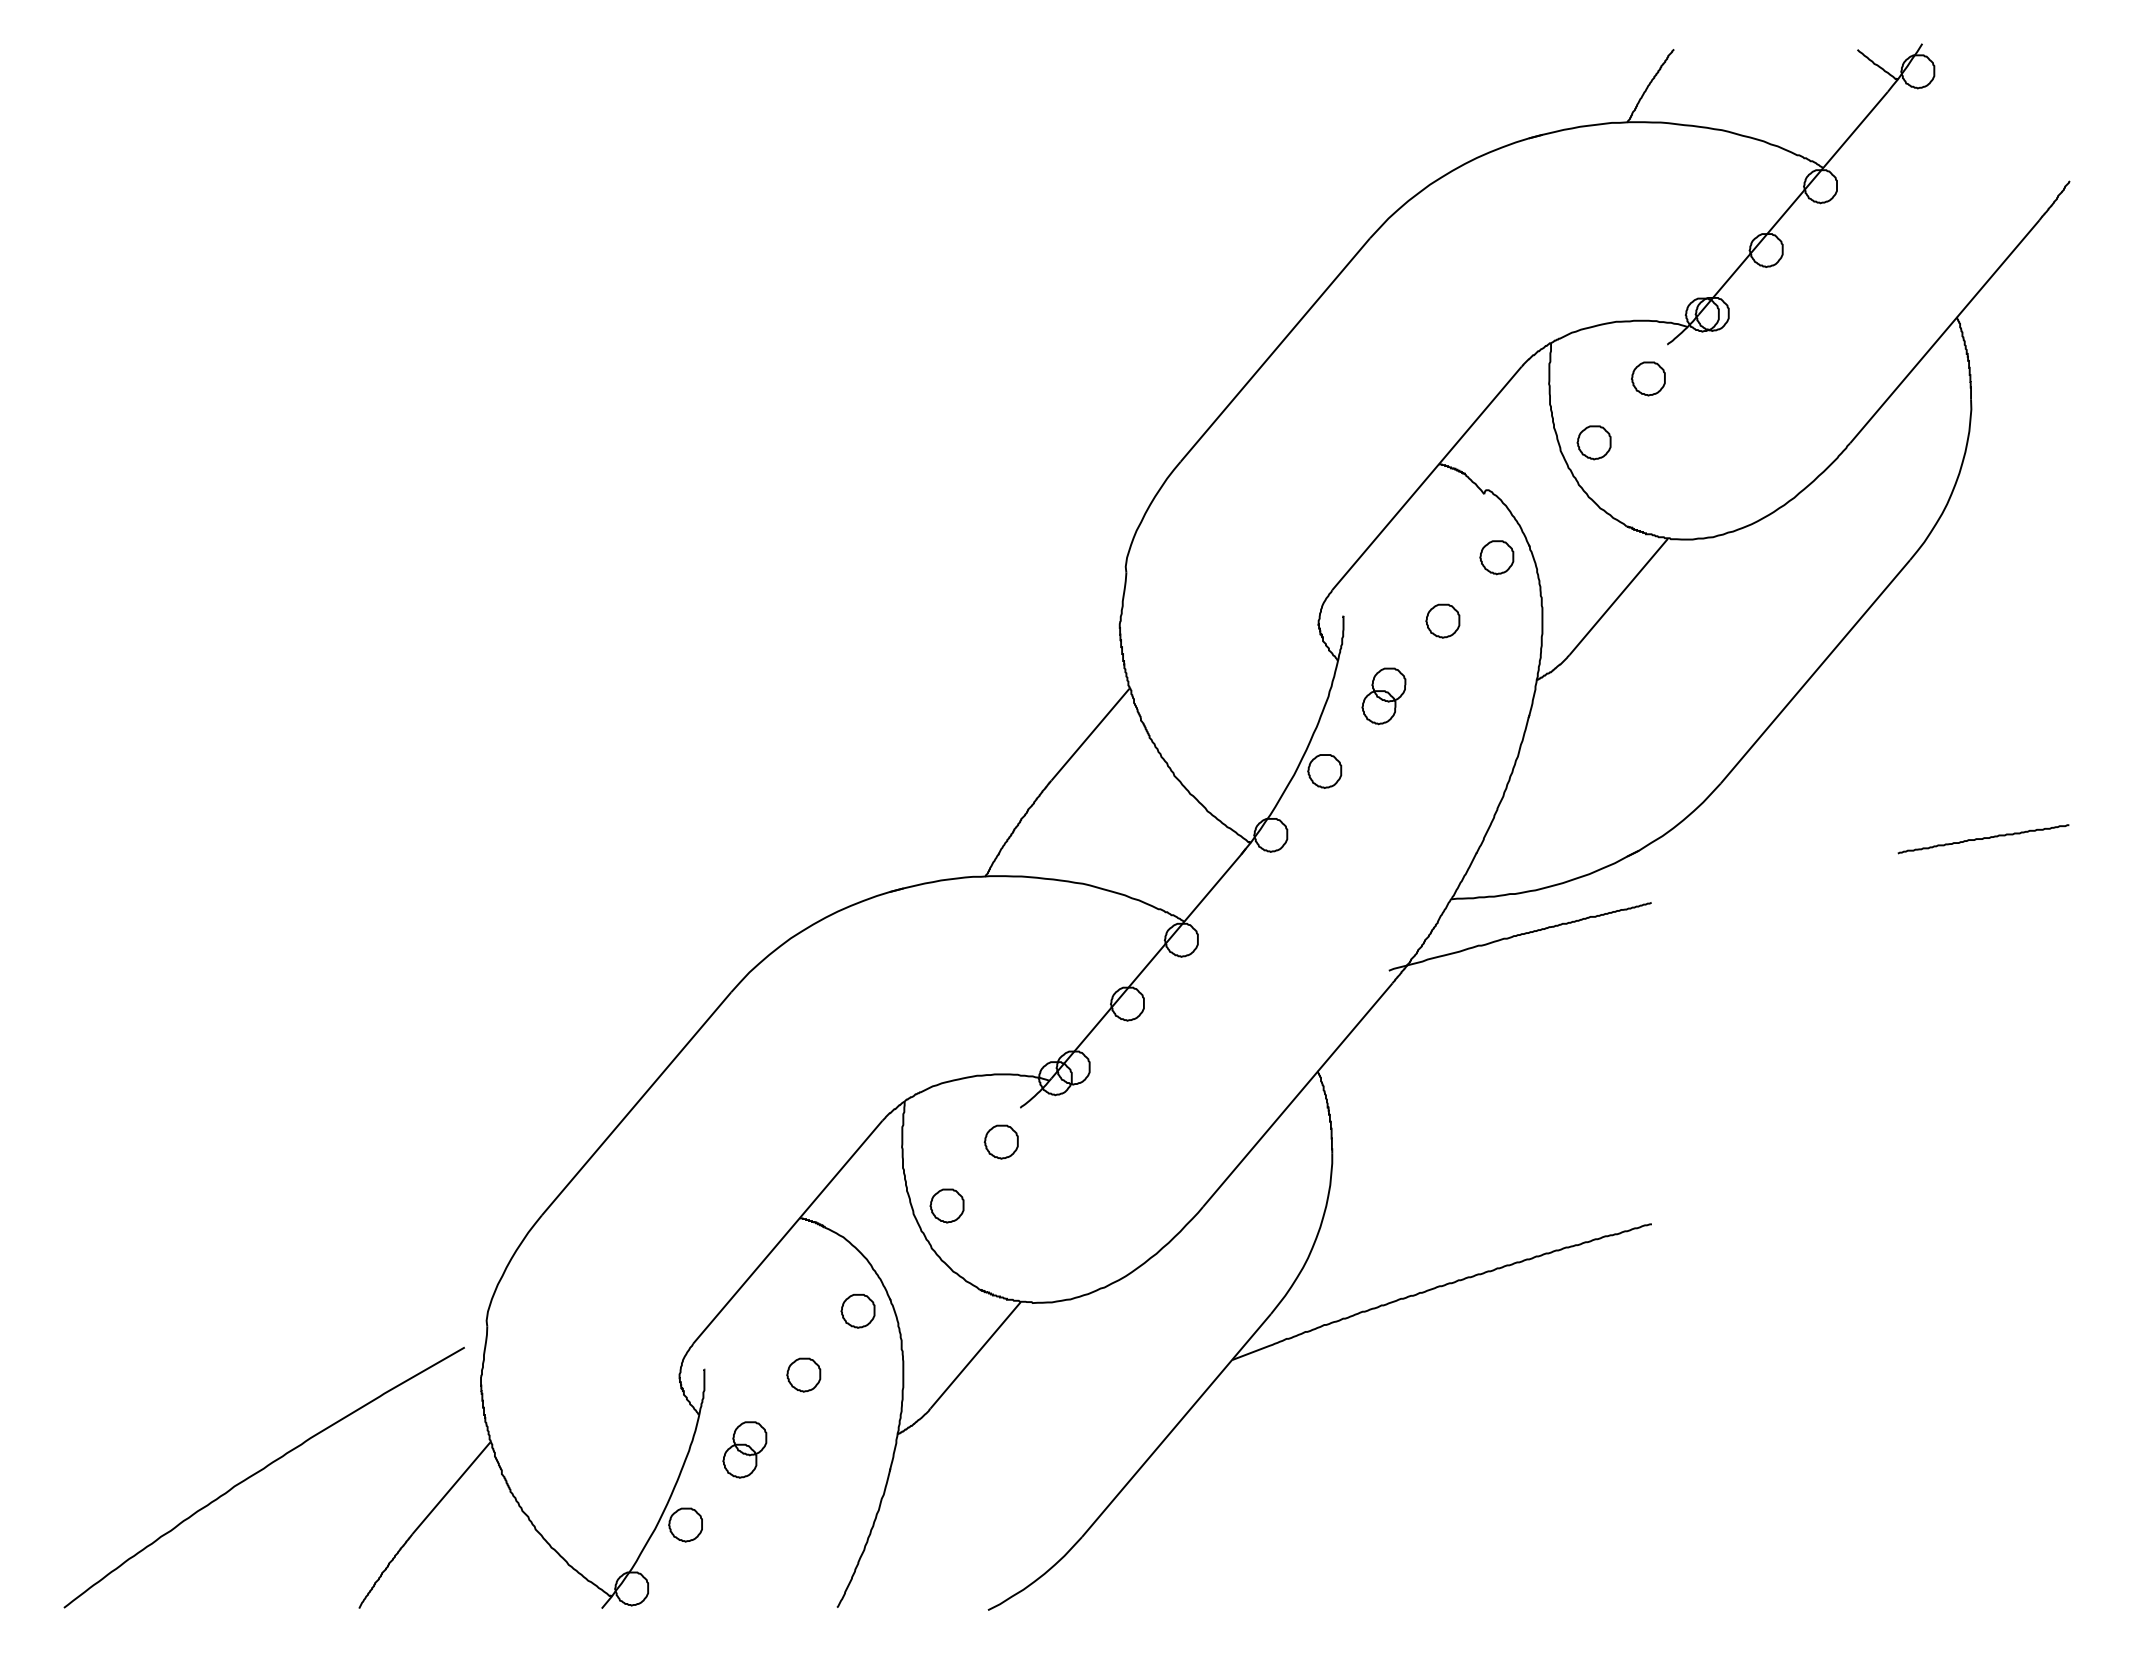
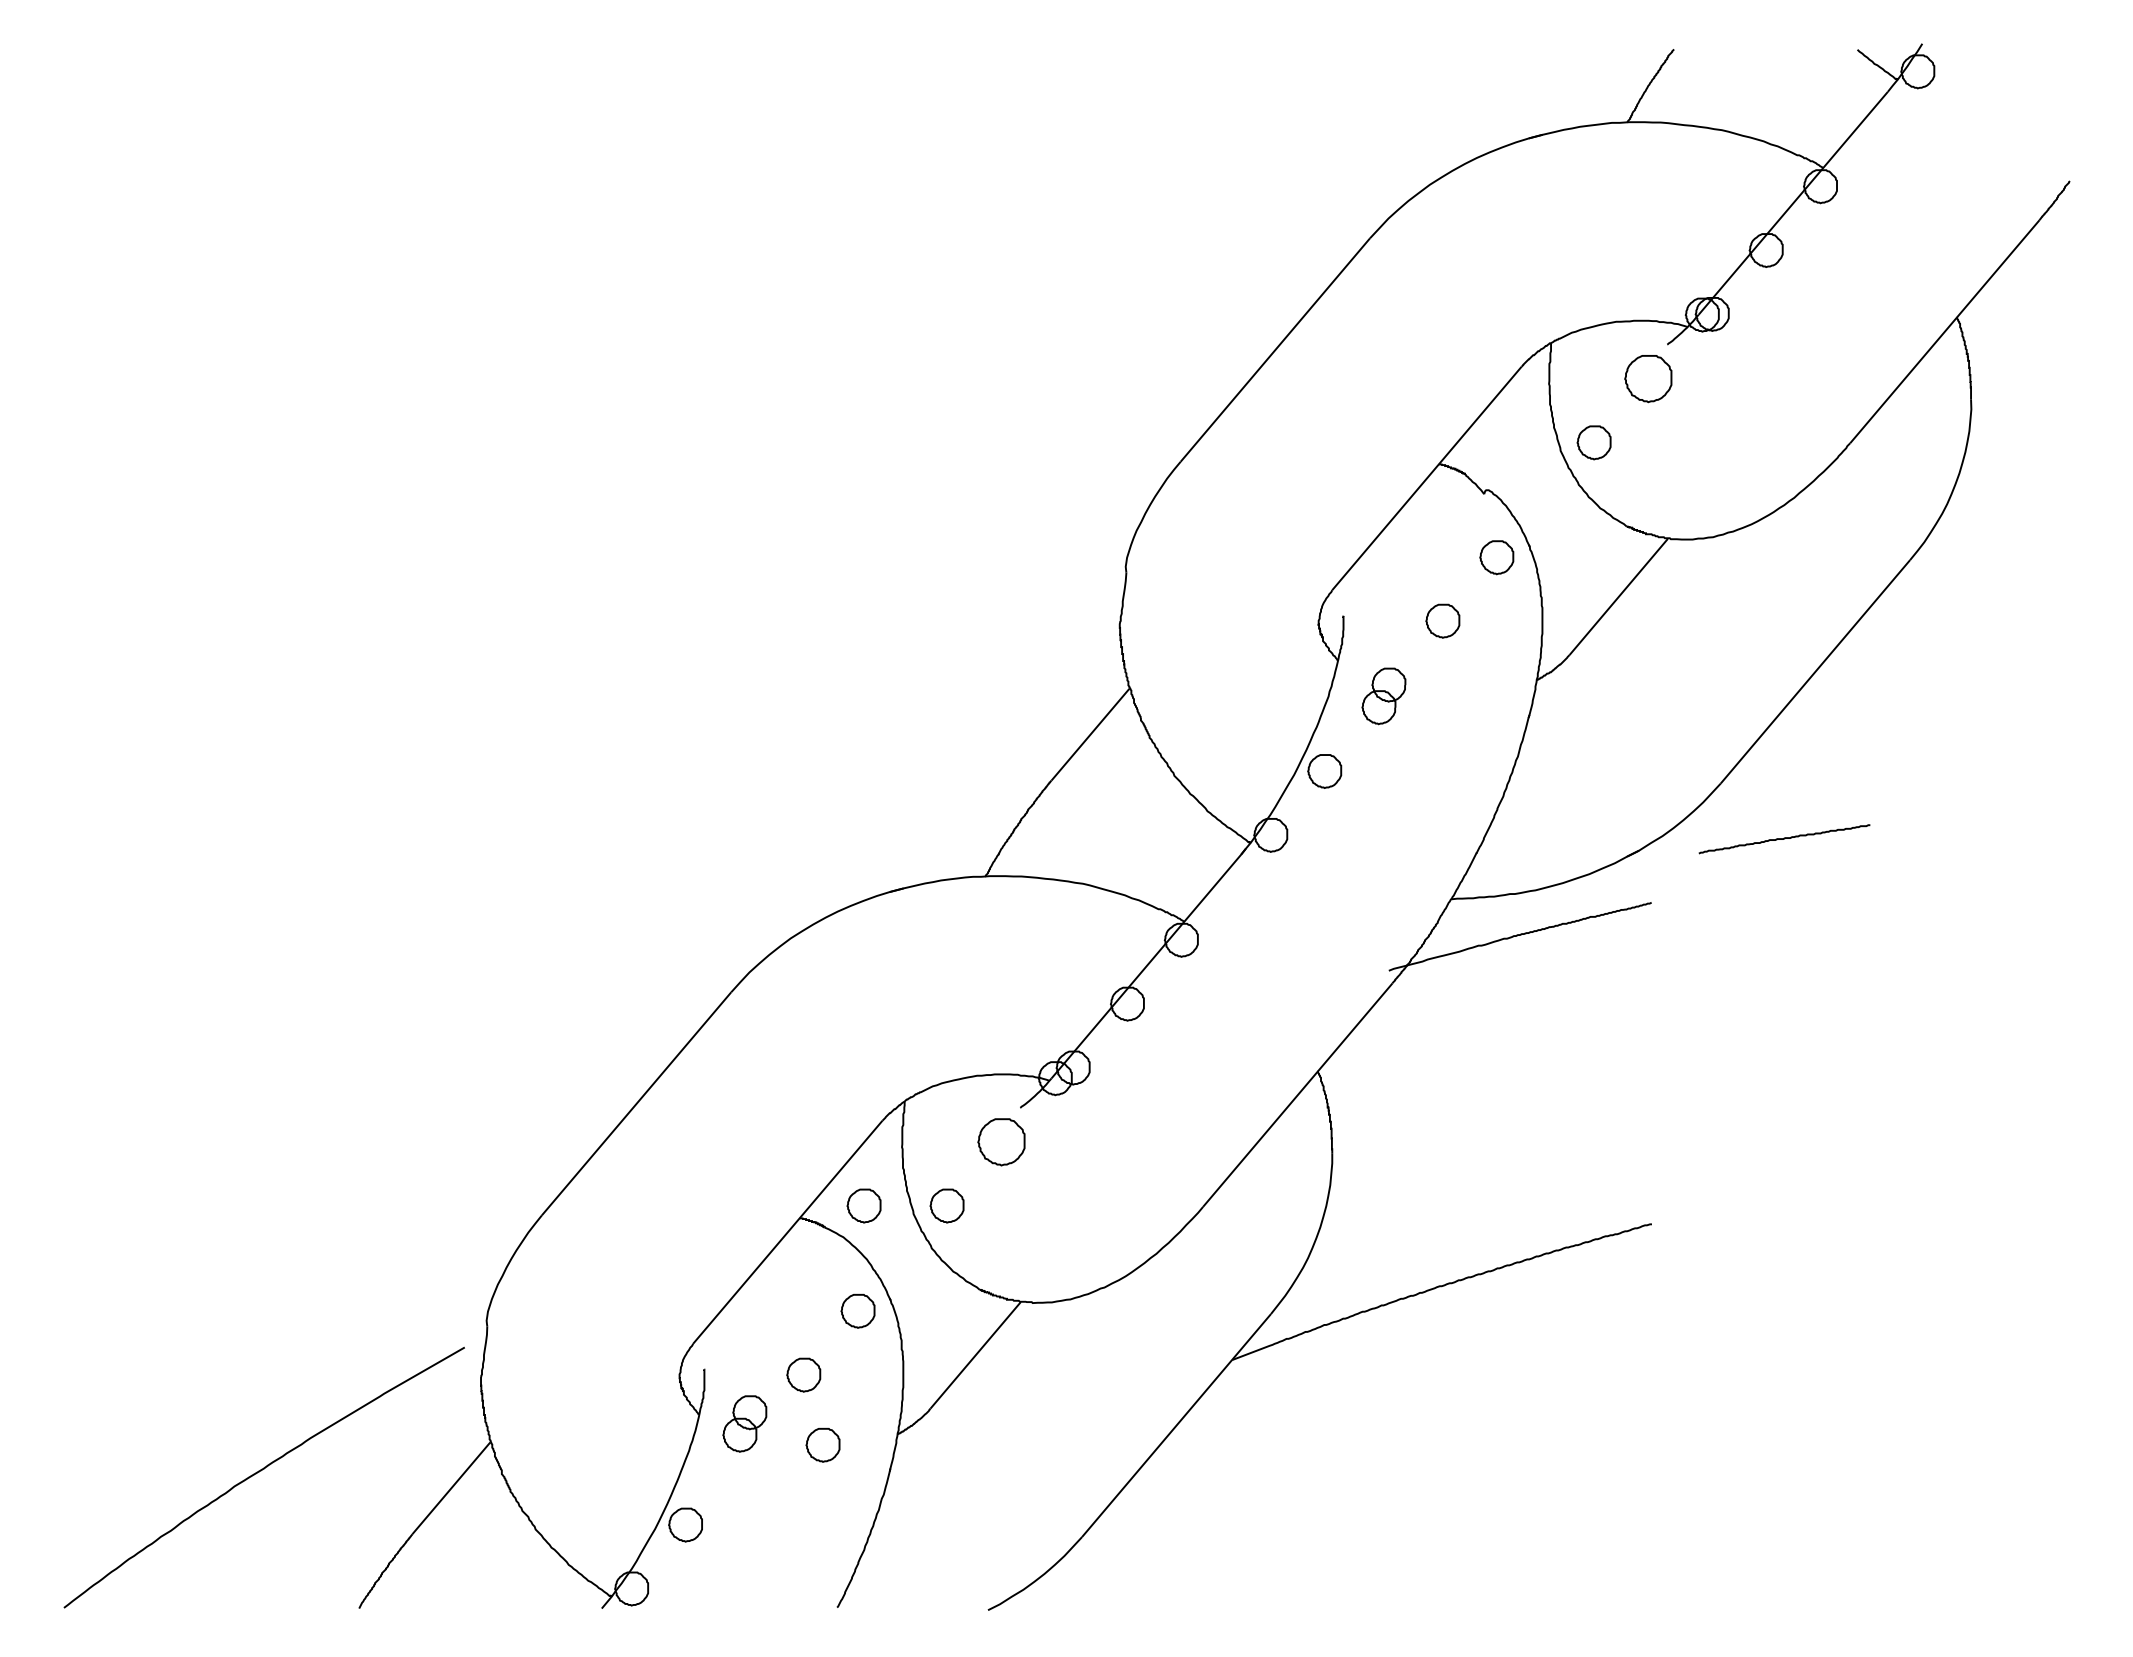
part size: 35x36 px -> 49x49 px (1648, 379)
curve position: (1983, 839) -> (1784, 839) (1784, 839)
part size: 36x36 px -> 49x49 px (1001, 1142)
part: none -> present (863, 1205)
part: none -> present (822, 1444)
part position: (744, 1449) -> (744, 1423) (744, 1423)
